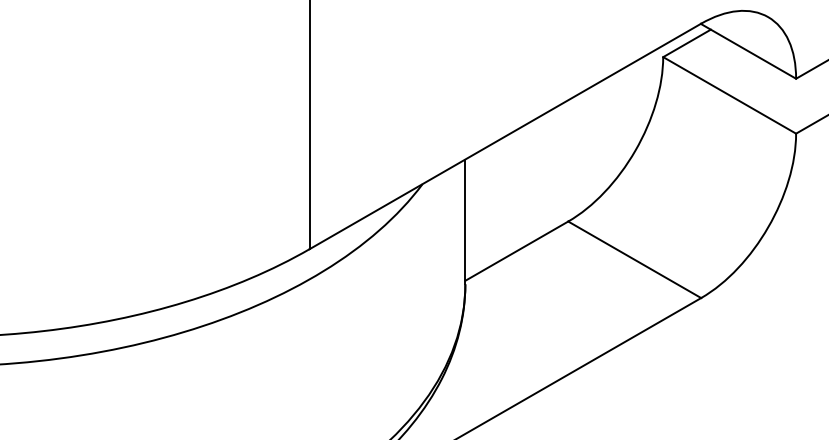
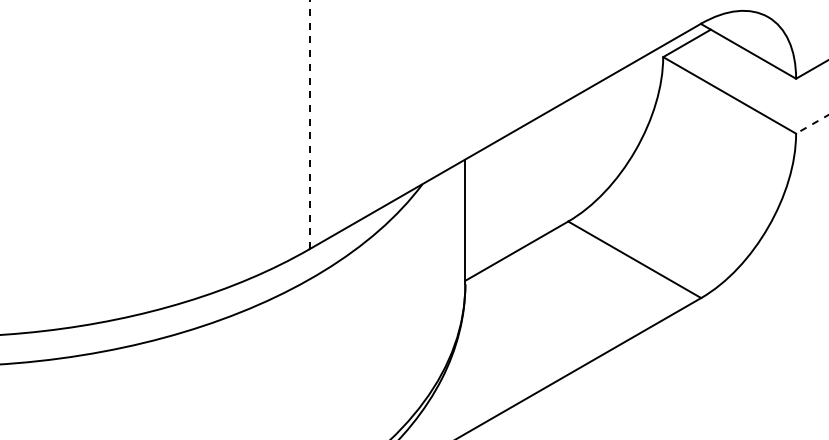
line: solid -> dashed (309, 124)
line: solid -> dashed (811, 124)
